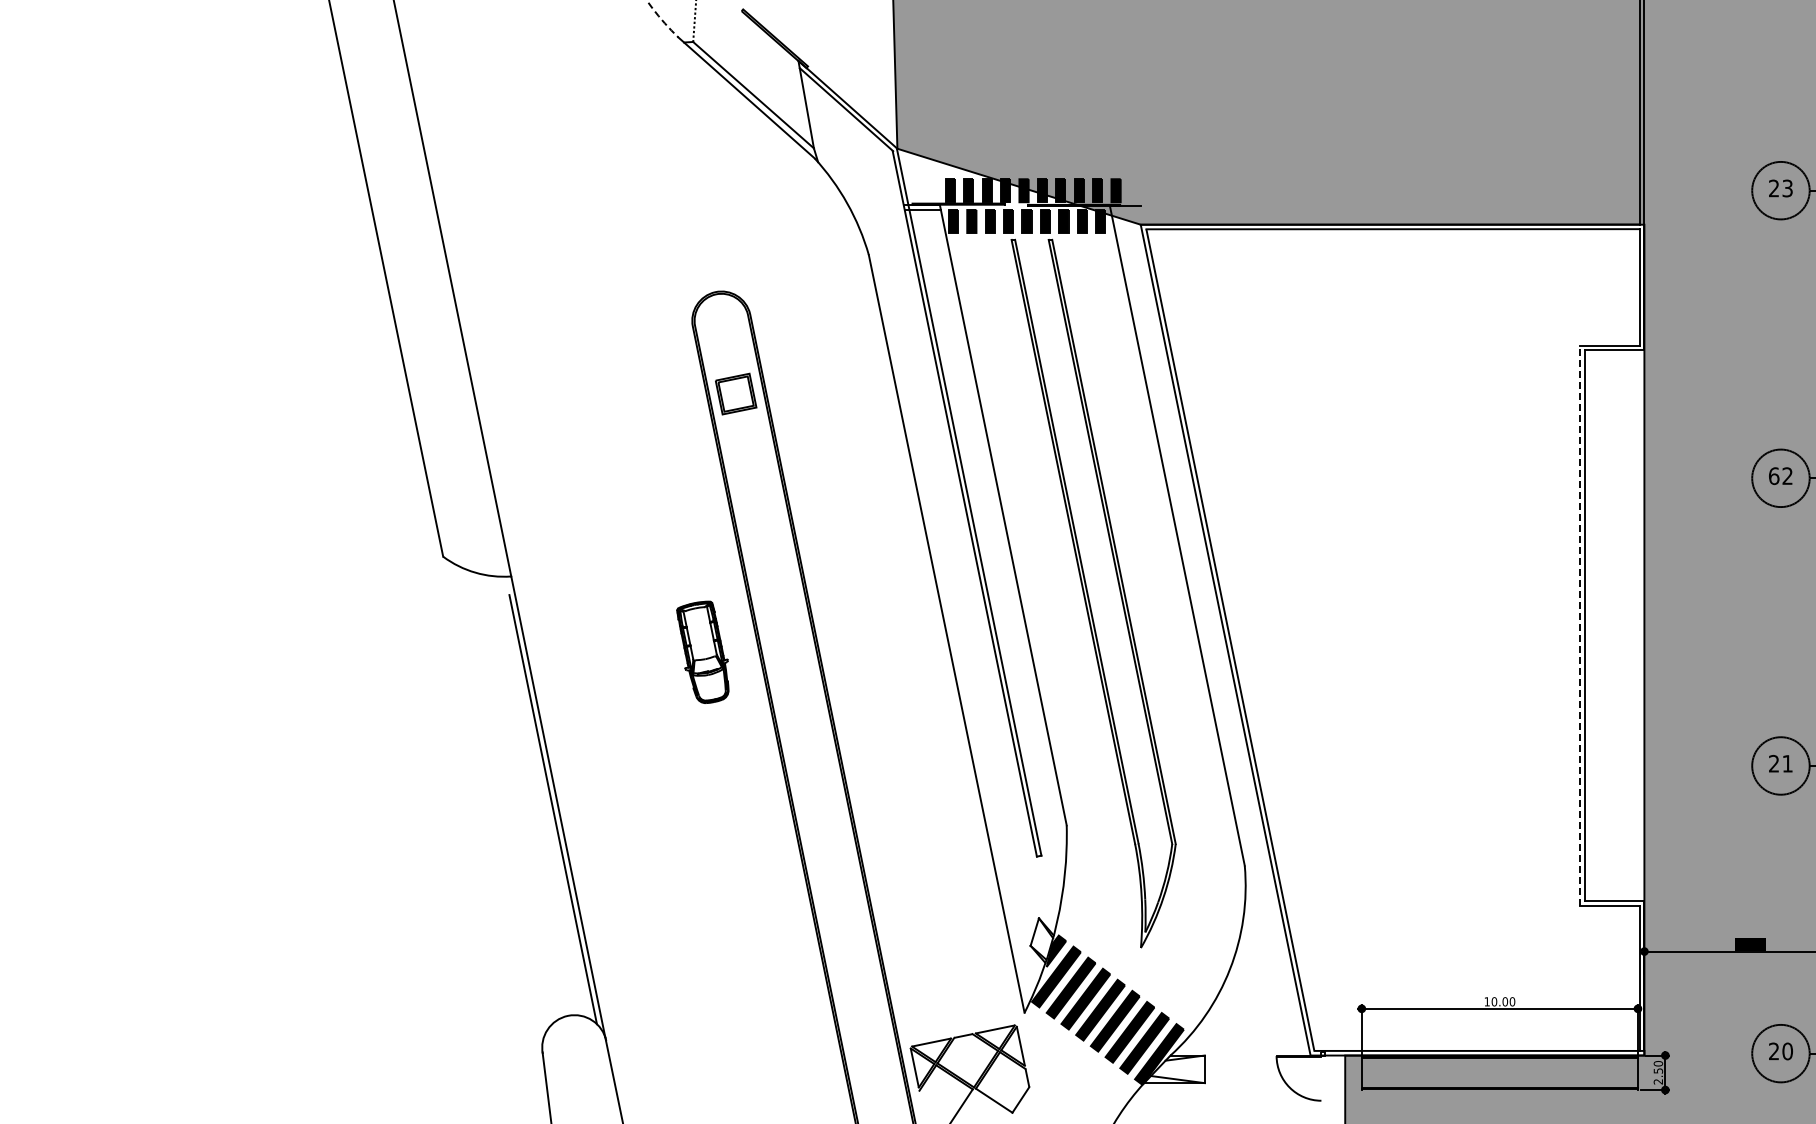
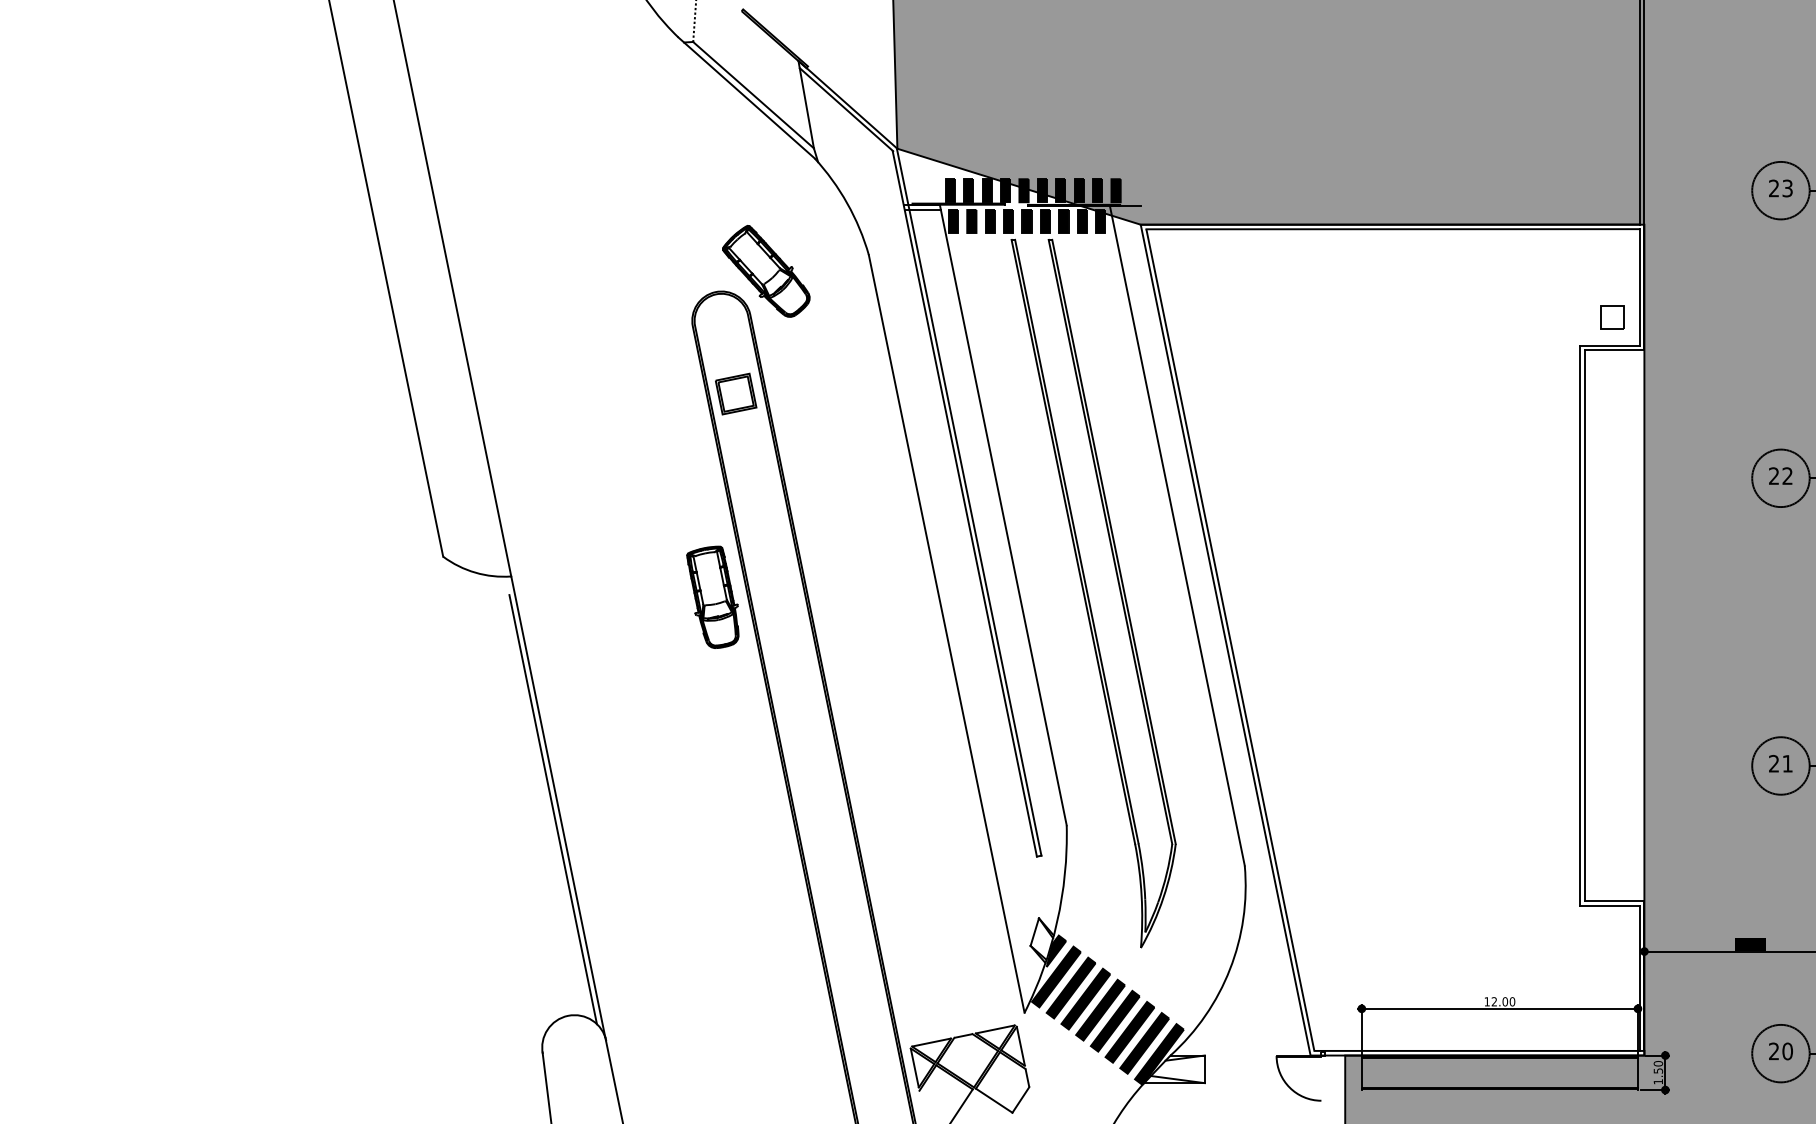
arc: dashed -> solid (661, 19)
part: none -> present (766, 271)
part: none -> present (1612, 317)
text: 62 -> 22 (1774, 475)
line: dashed -> solid (1579, 625)
part position: (702, 651) -> (712, 596) (712, 596)
text: 10.00 -> 12.00 (1494, 1001)
text: 2.50 -> 1.50 (1657, 1081)
